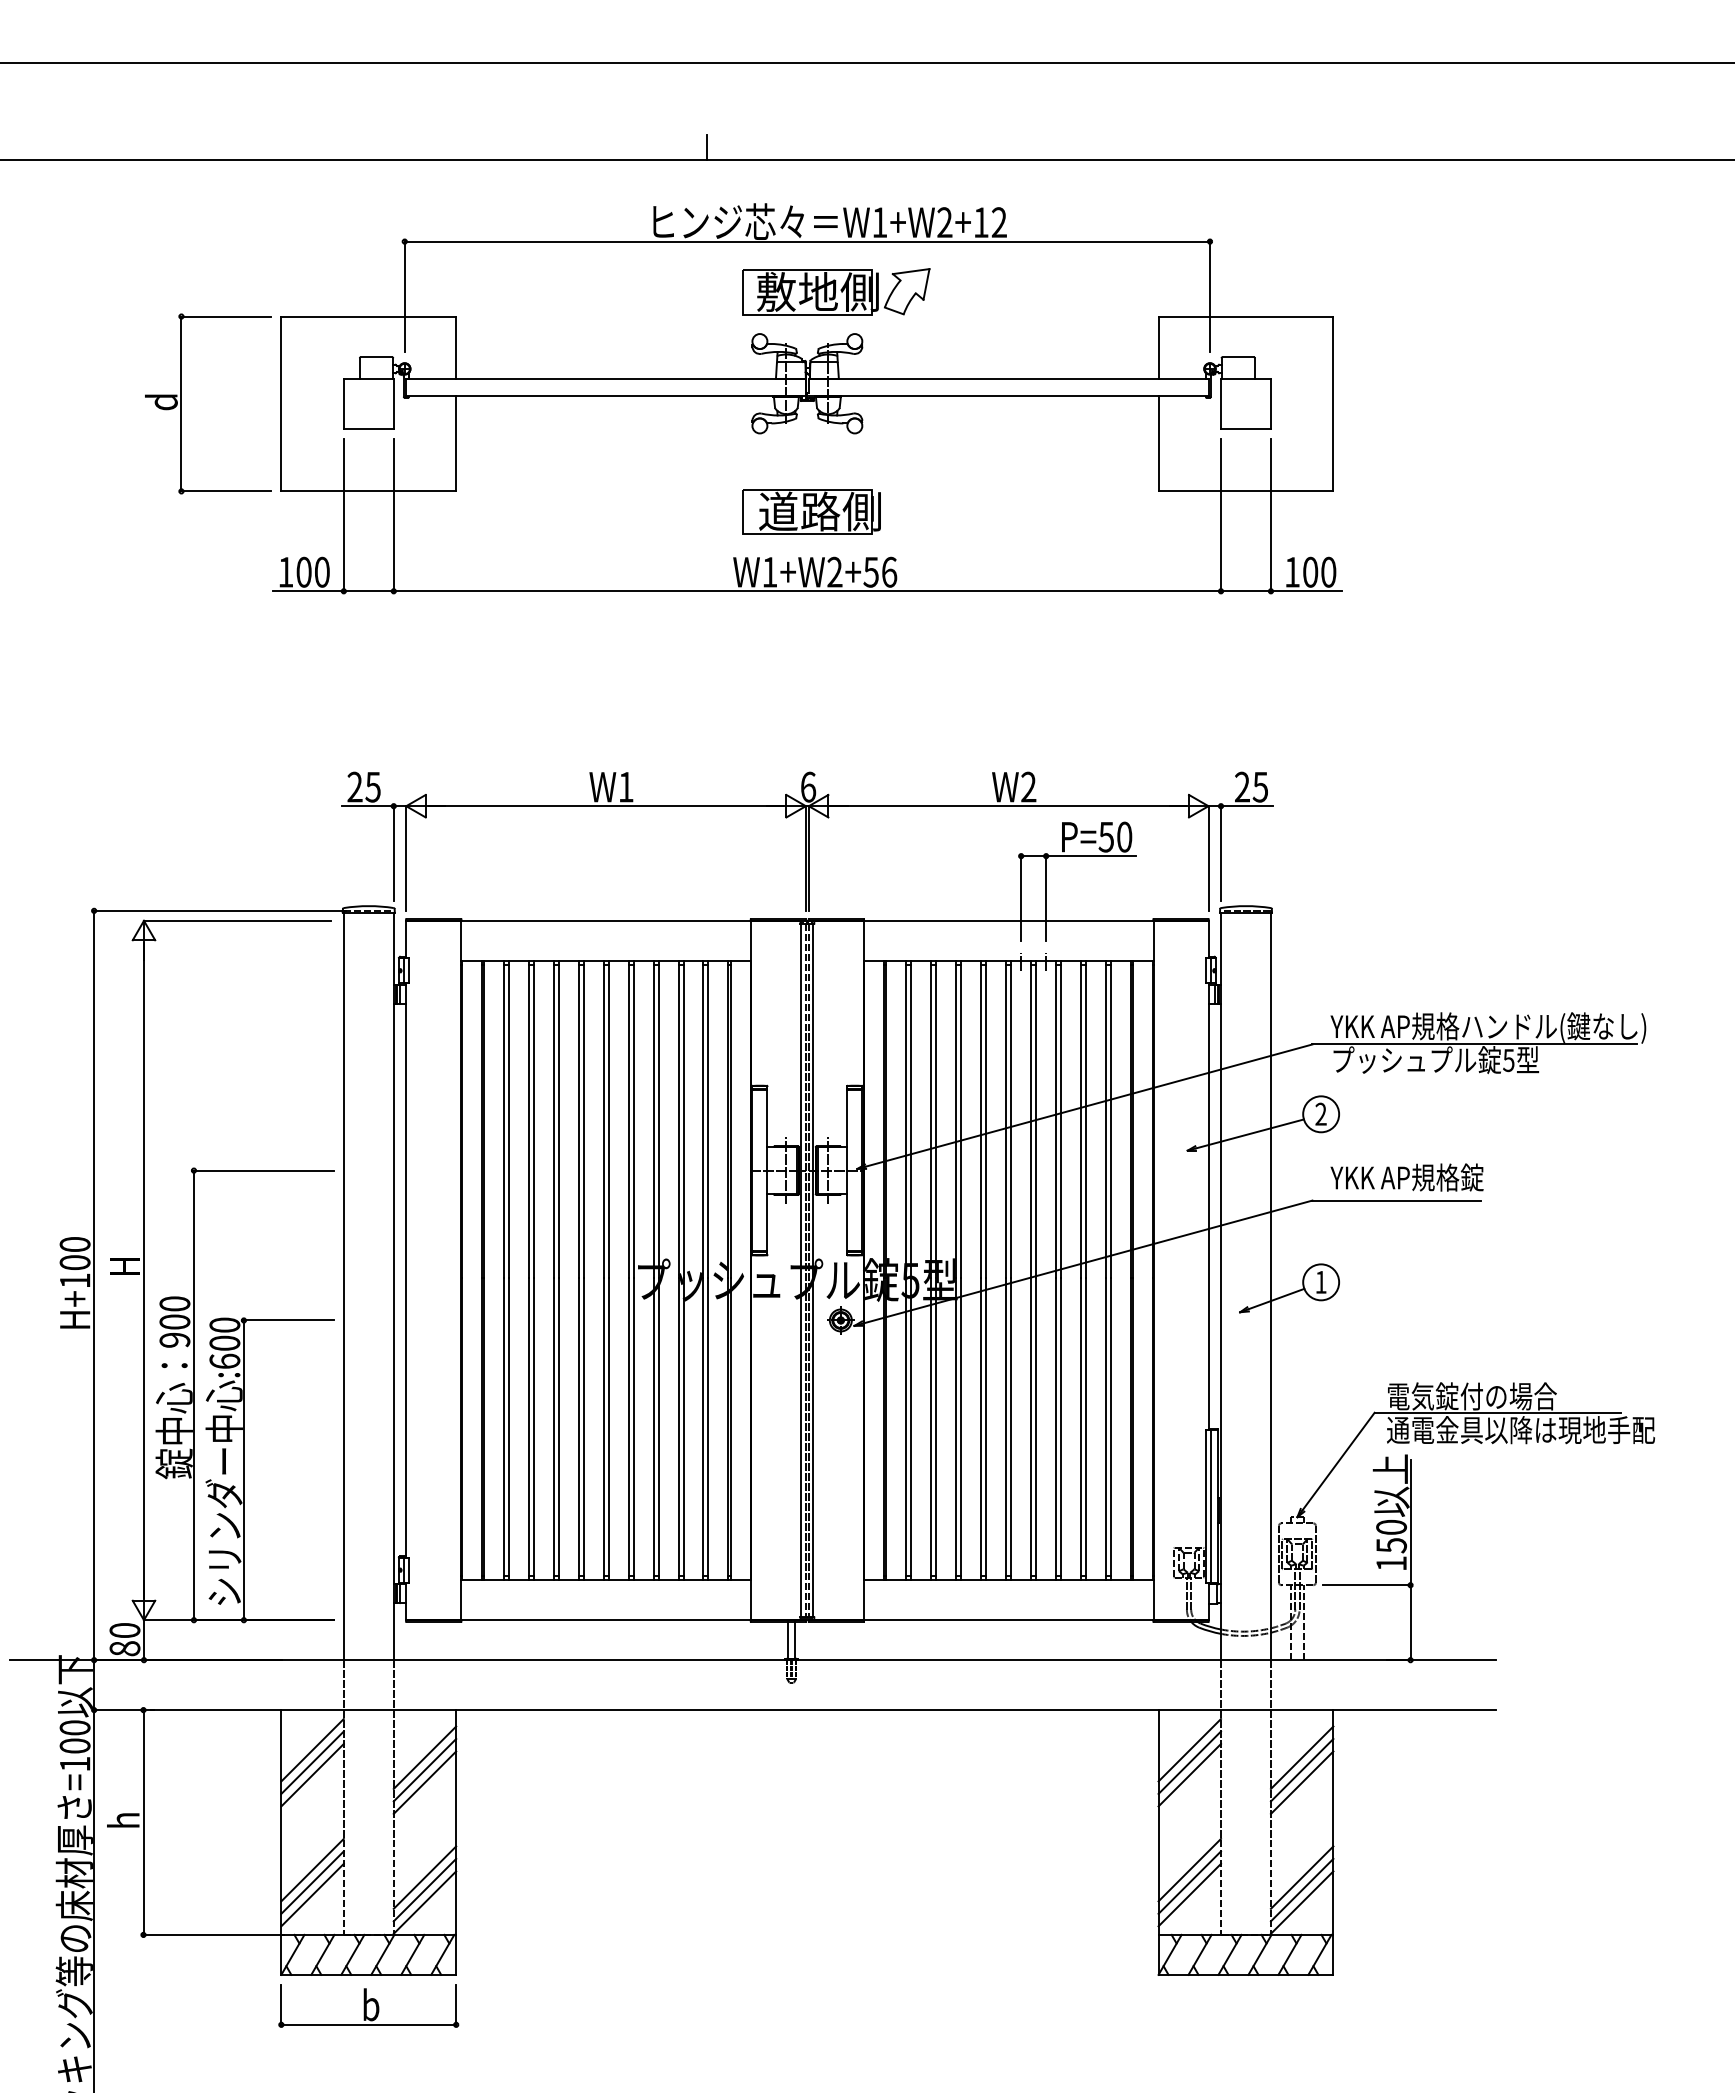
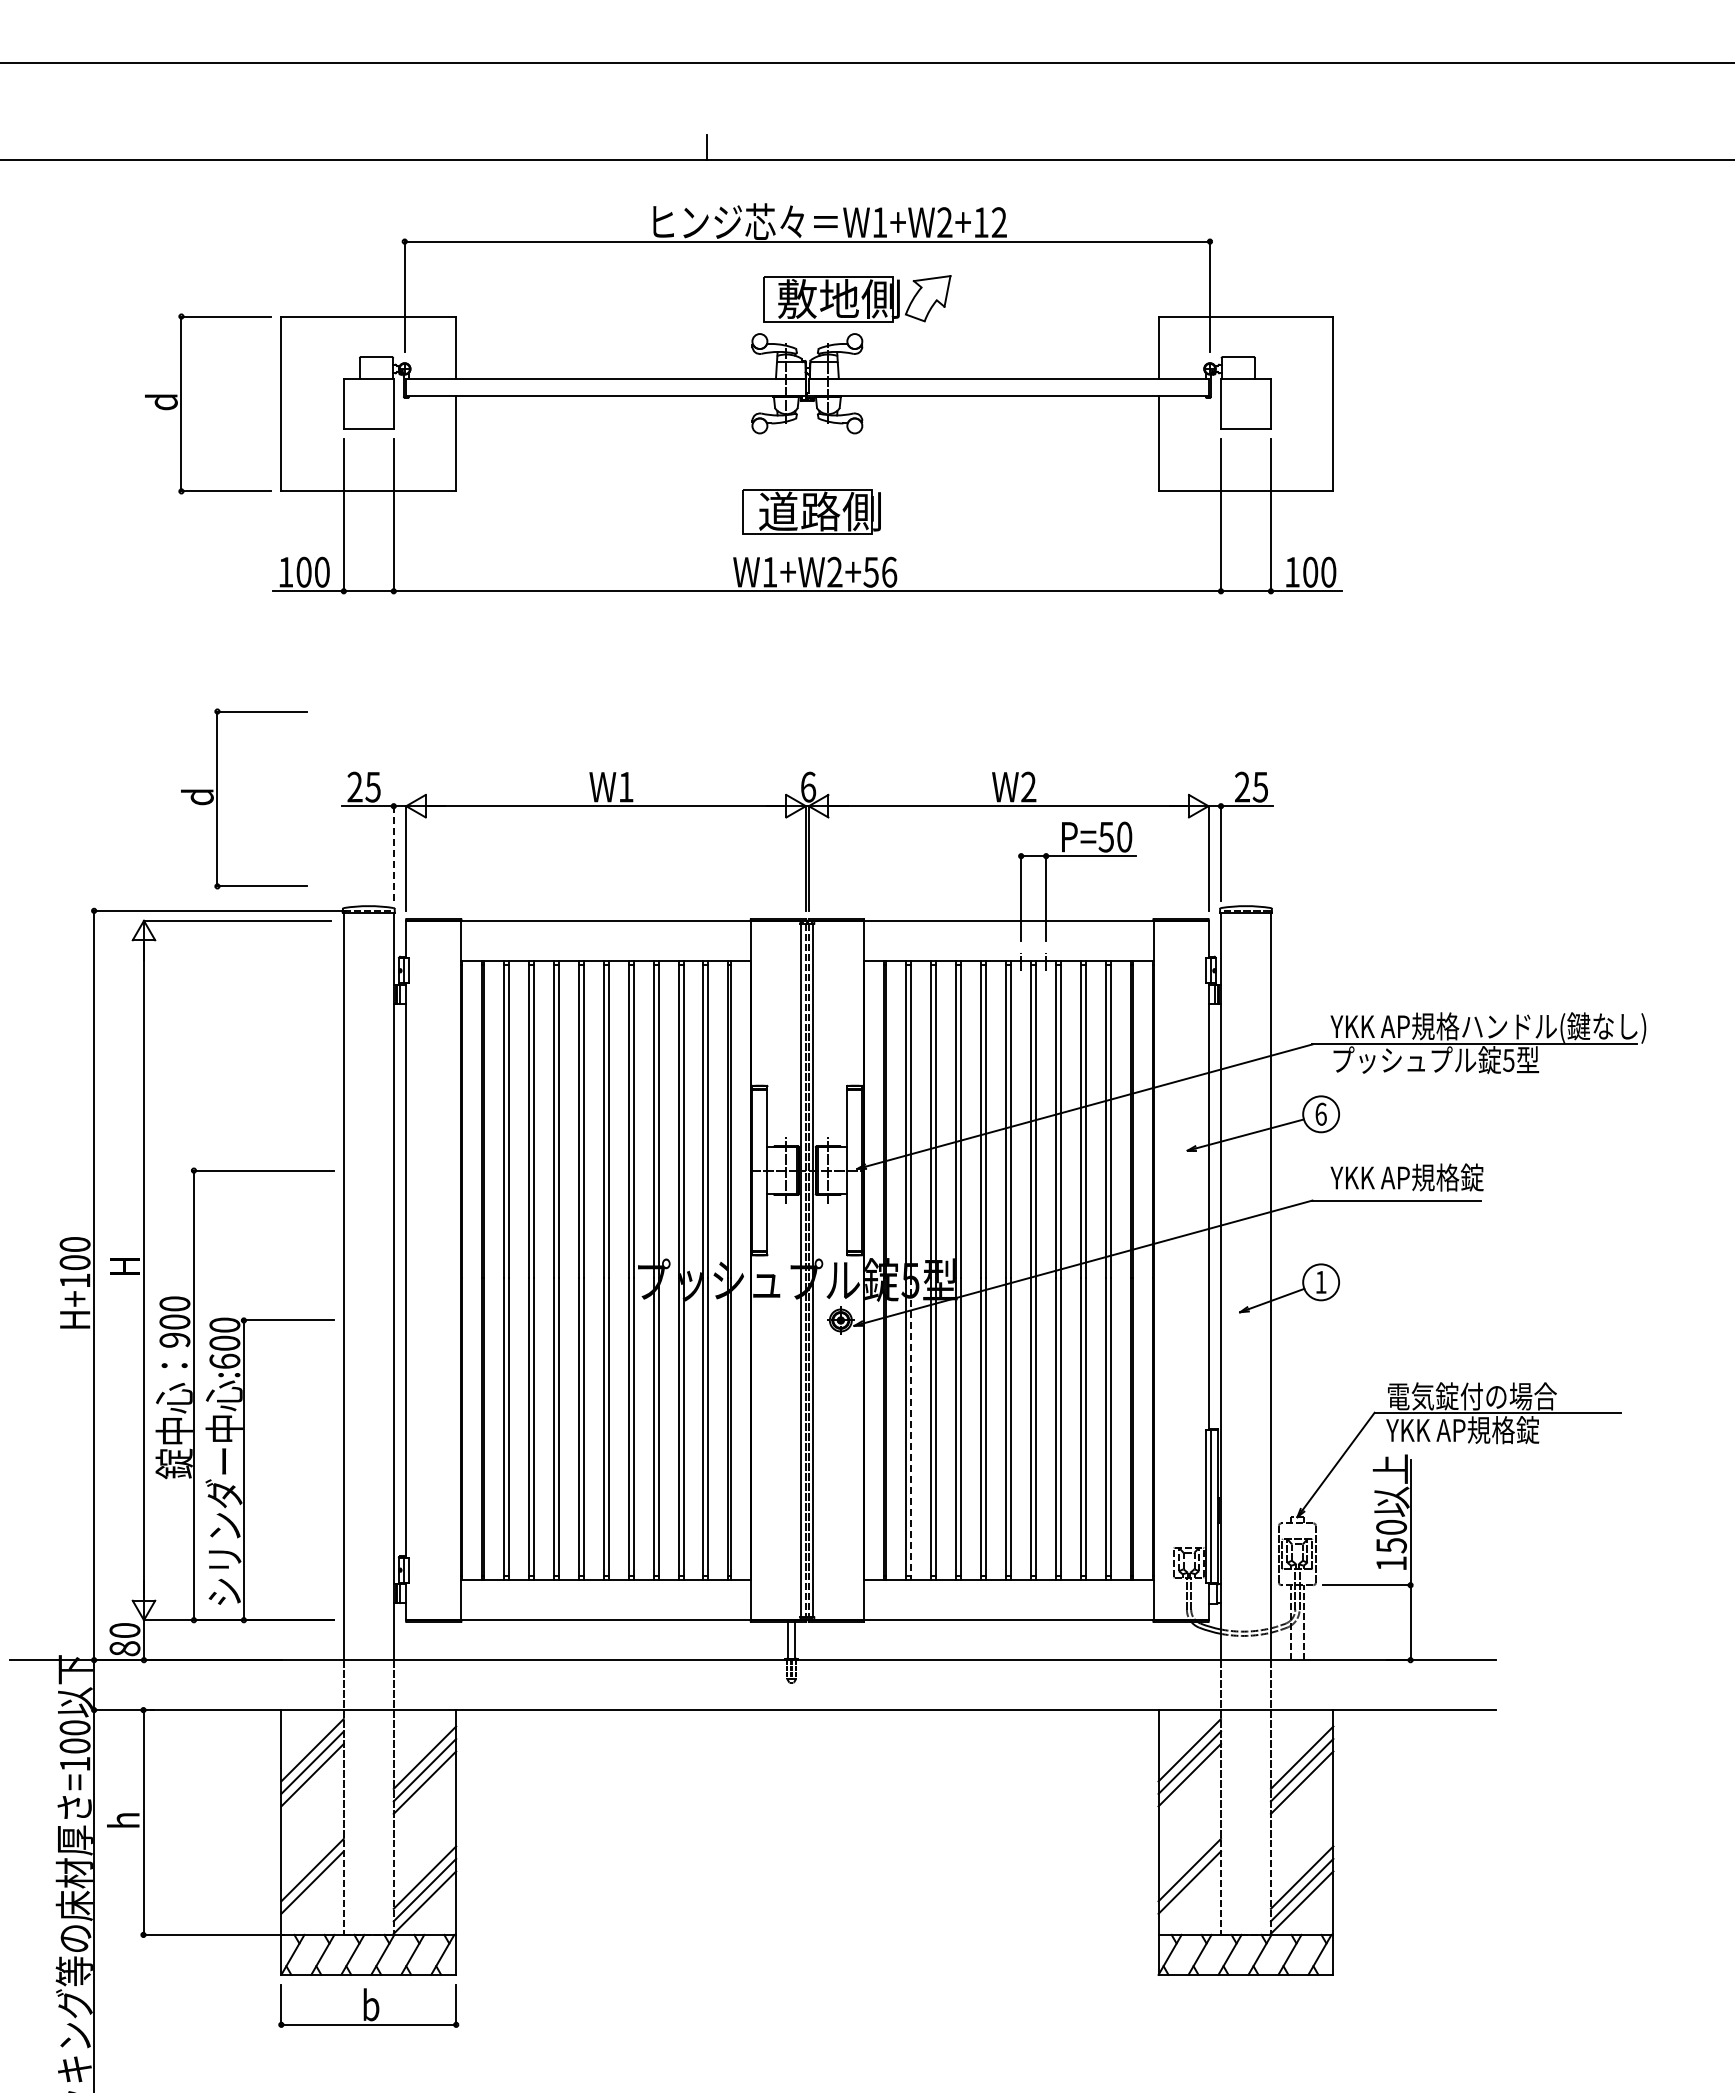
part position: (836, 291) -> (857, 298) (857, 298)
part: none -> present (217, 798)
line: solid -> dashed (393, 853)
text: 2 -> 6 (1320, 1113)
line: solid -> dashed (911, 1429)
text: 通電金具以降は現地手配 -> YKK AP規格錠 (1520, 1430)
line: present -> none (312, 1894)
line: present -> none (1189, 1894)
